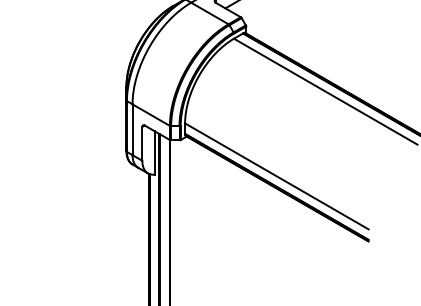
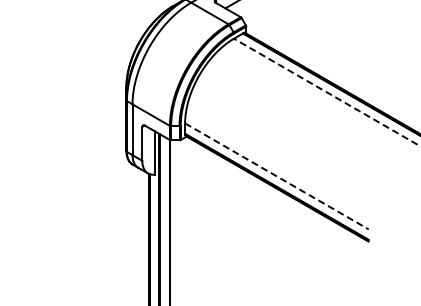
line: solid -> dashed (325, 91)
line: solid -> dashed (276, 176)
